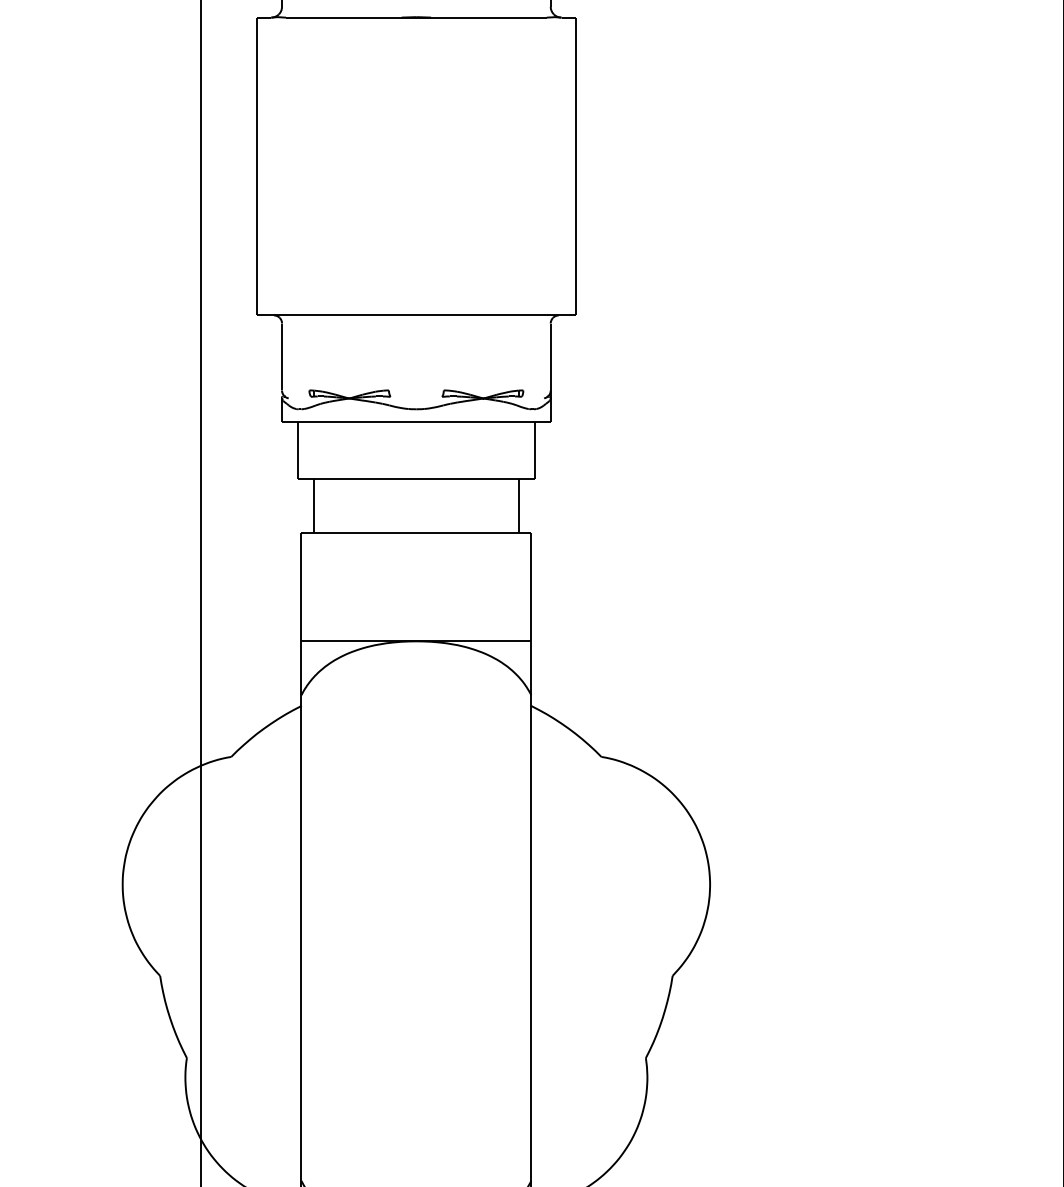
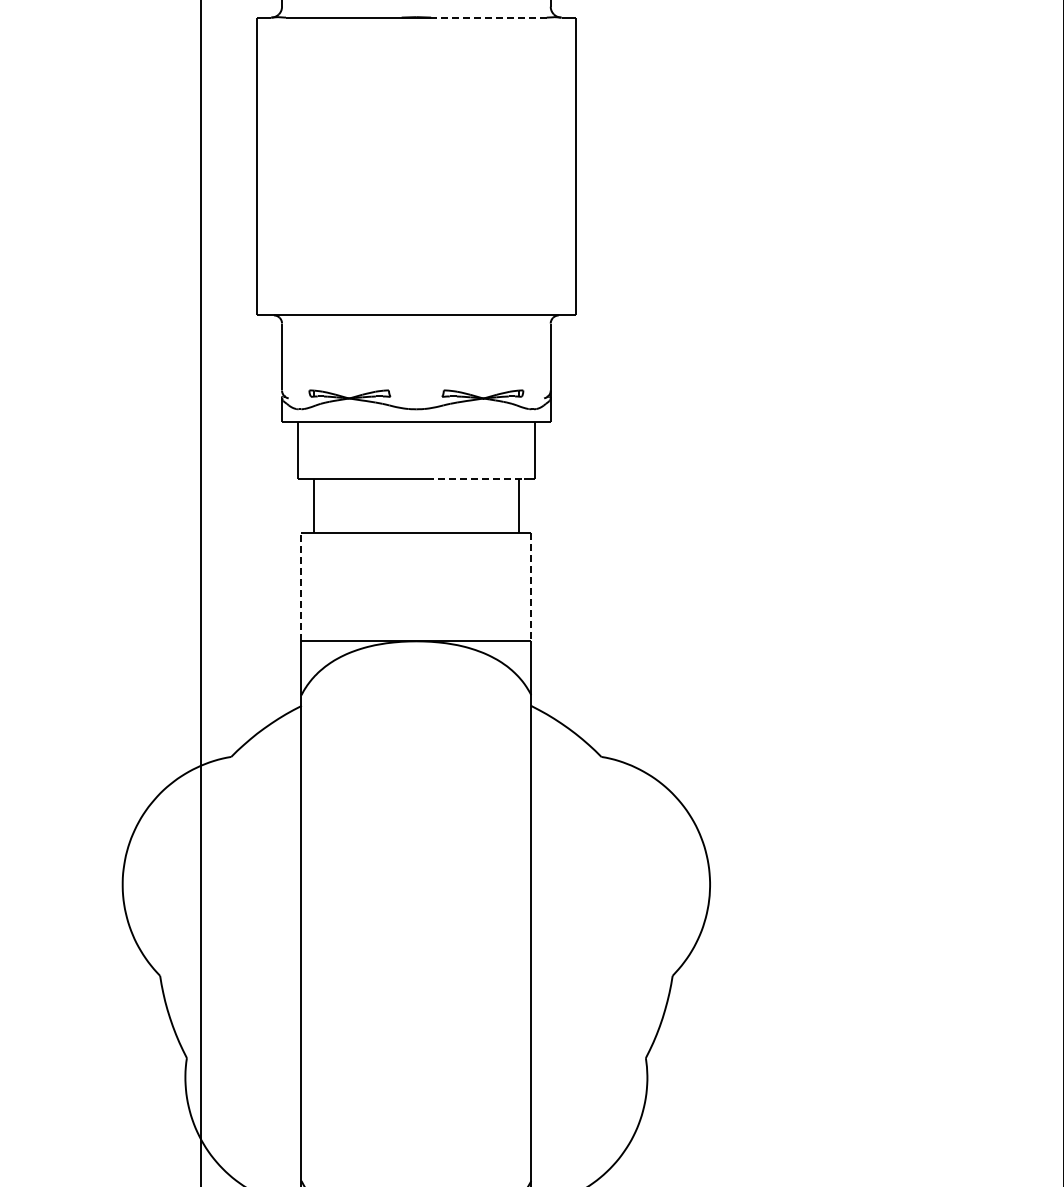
line: solid -> dashed (488, 17)
line: solid -> dashed (475, 479)
line: solid -> dashed (301, 587)
line: solid -> dashed (531, 587)
